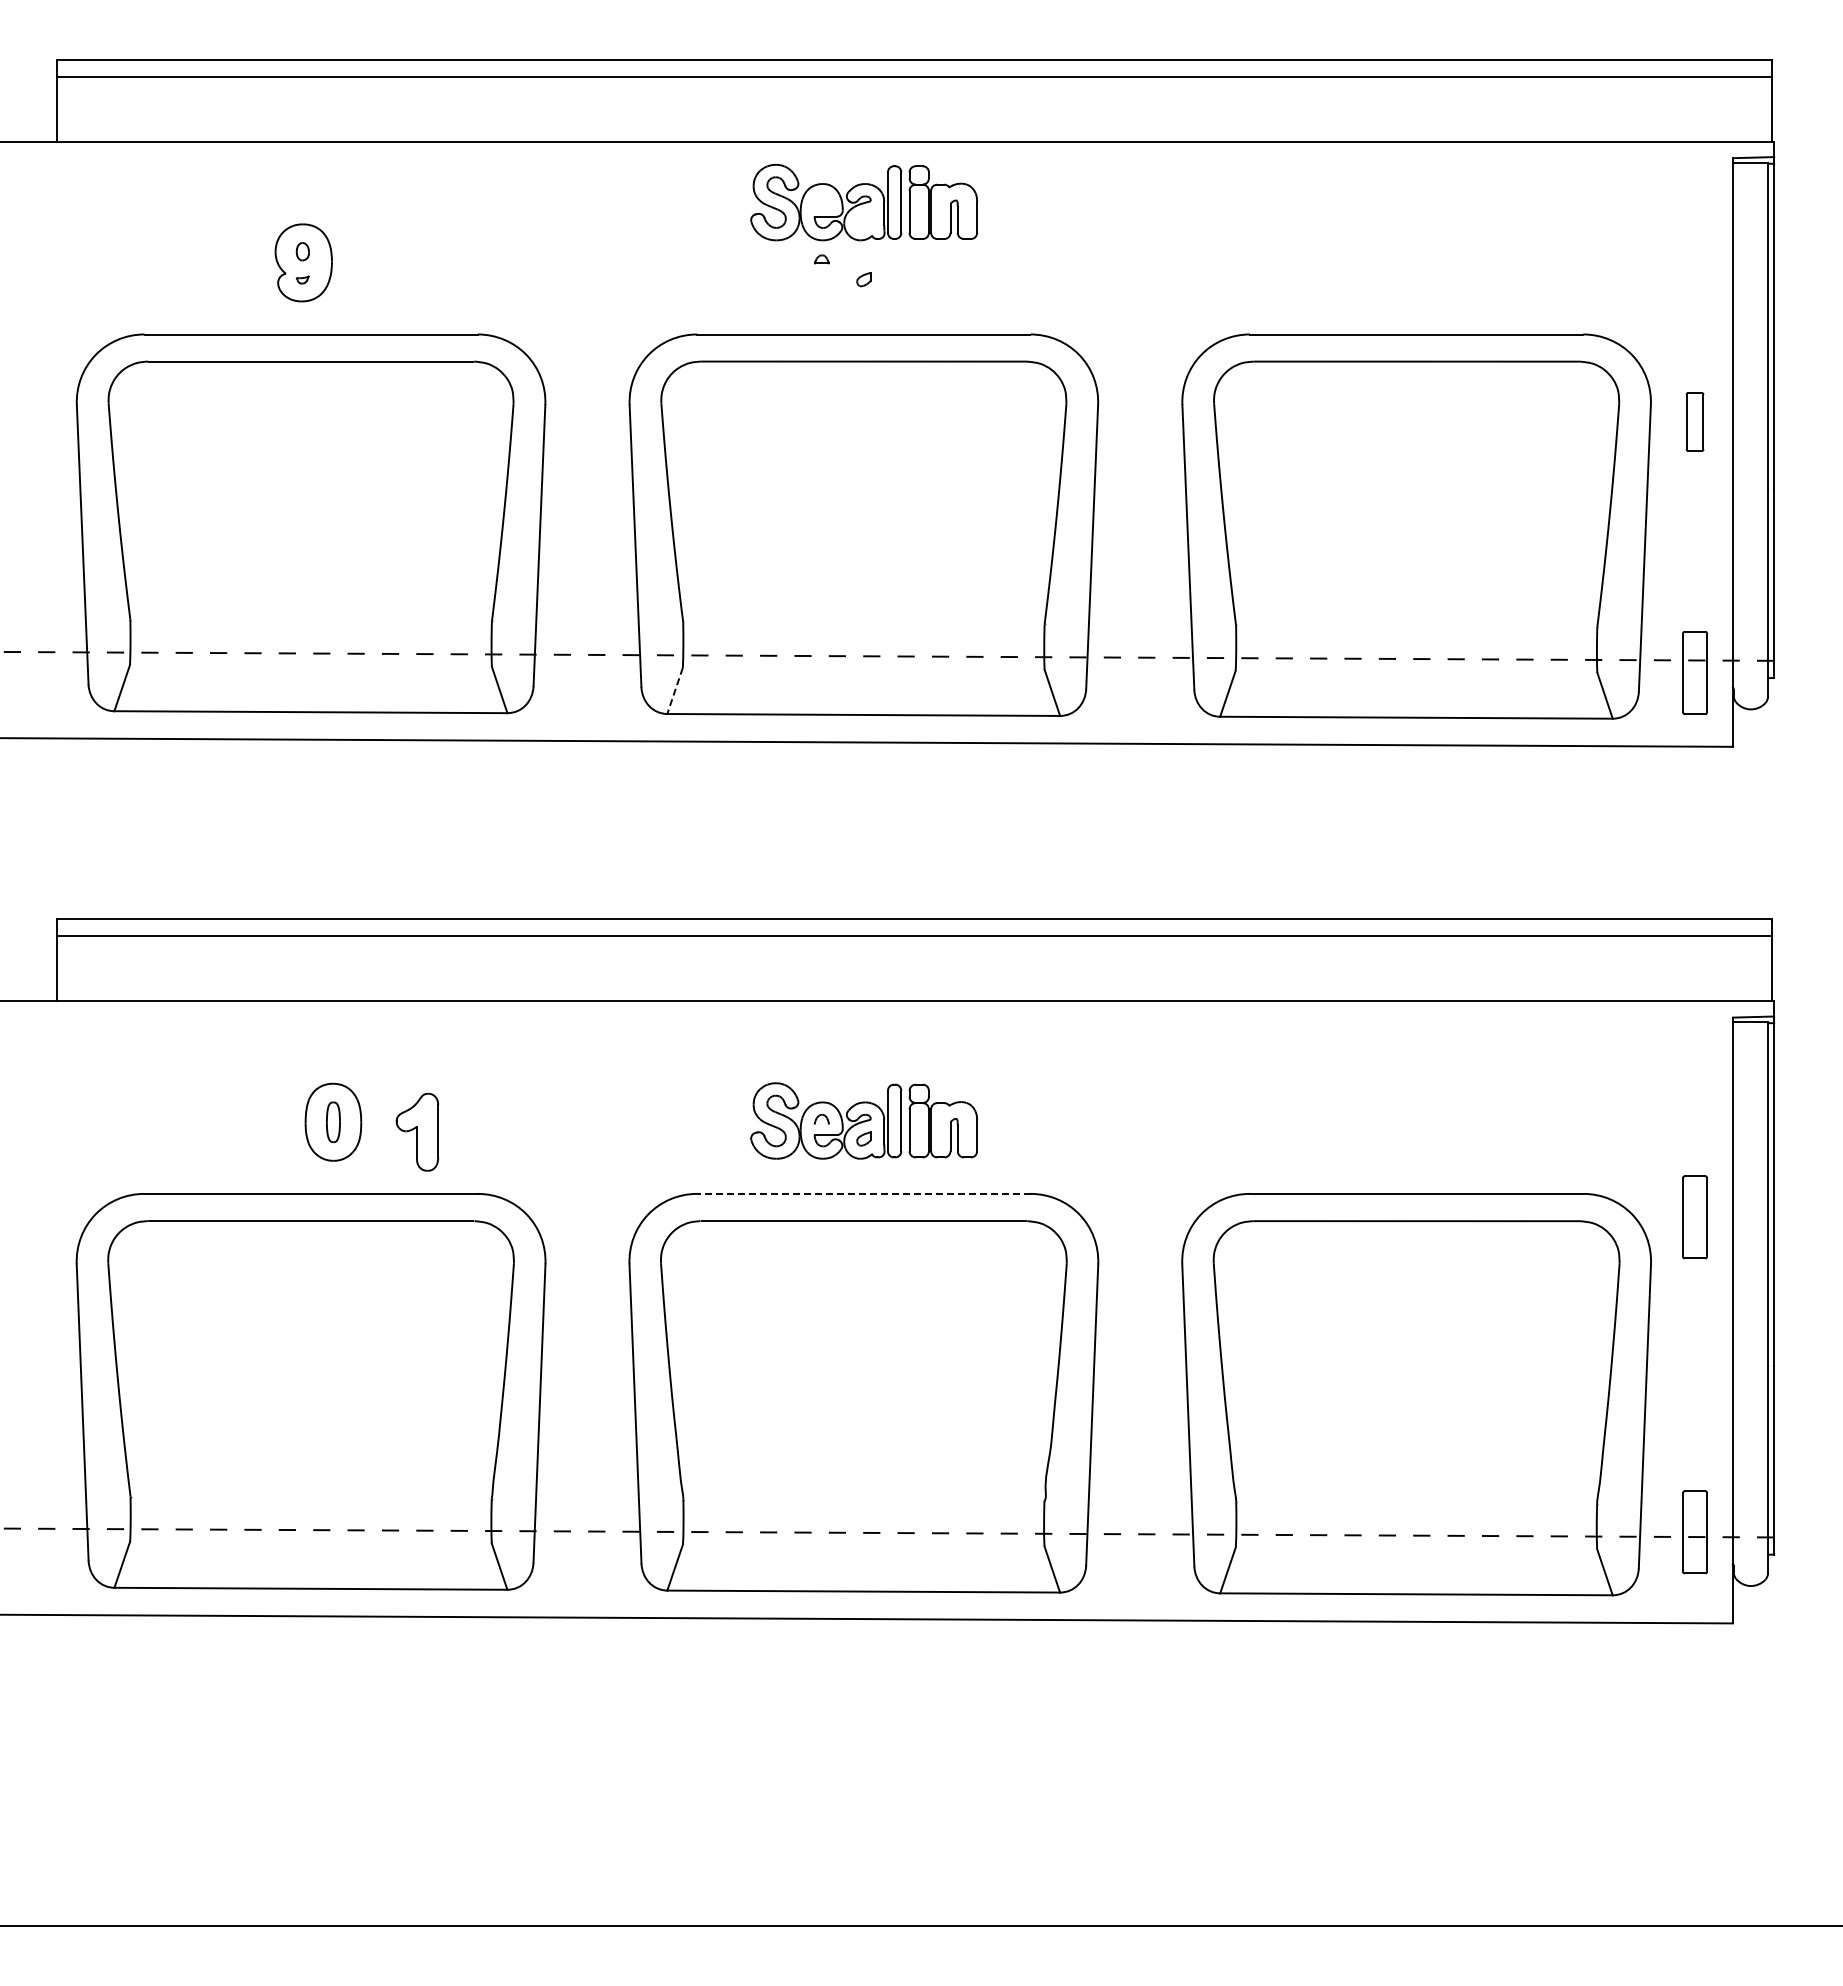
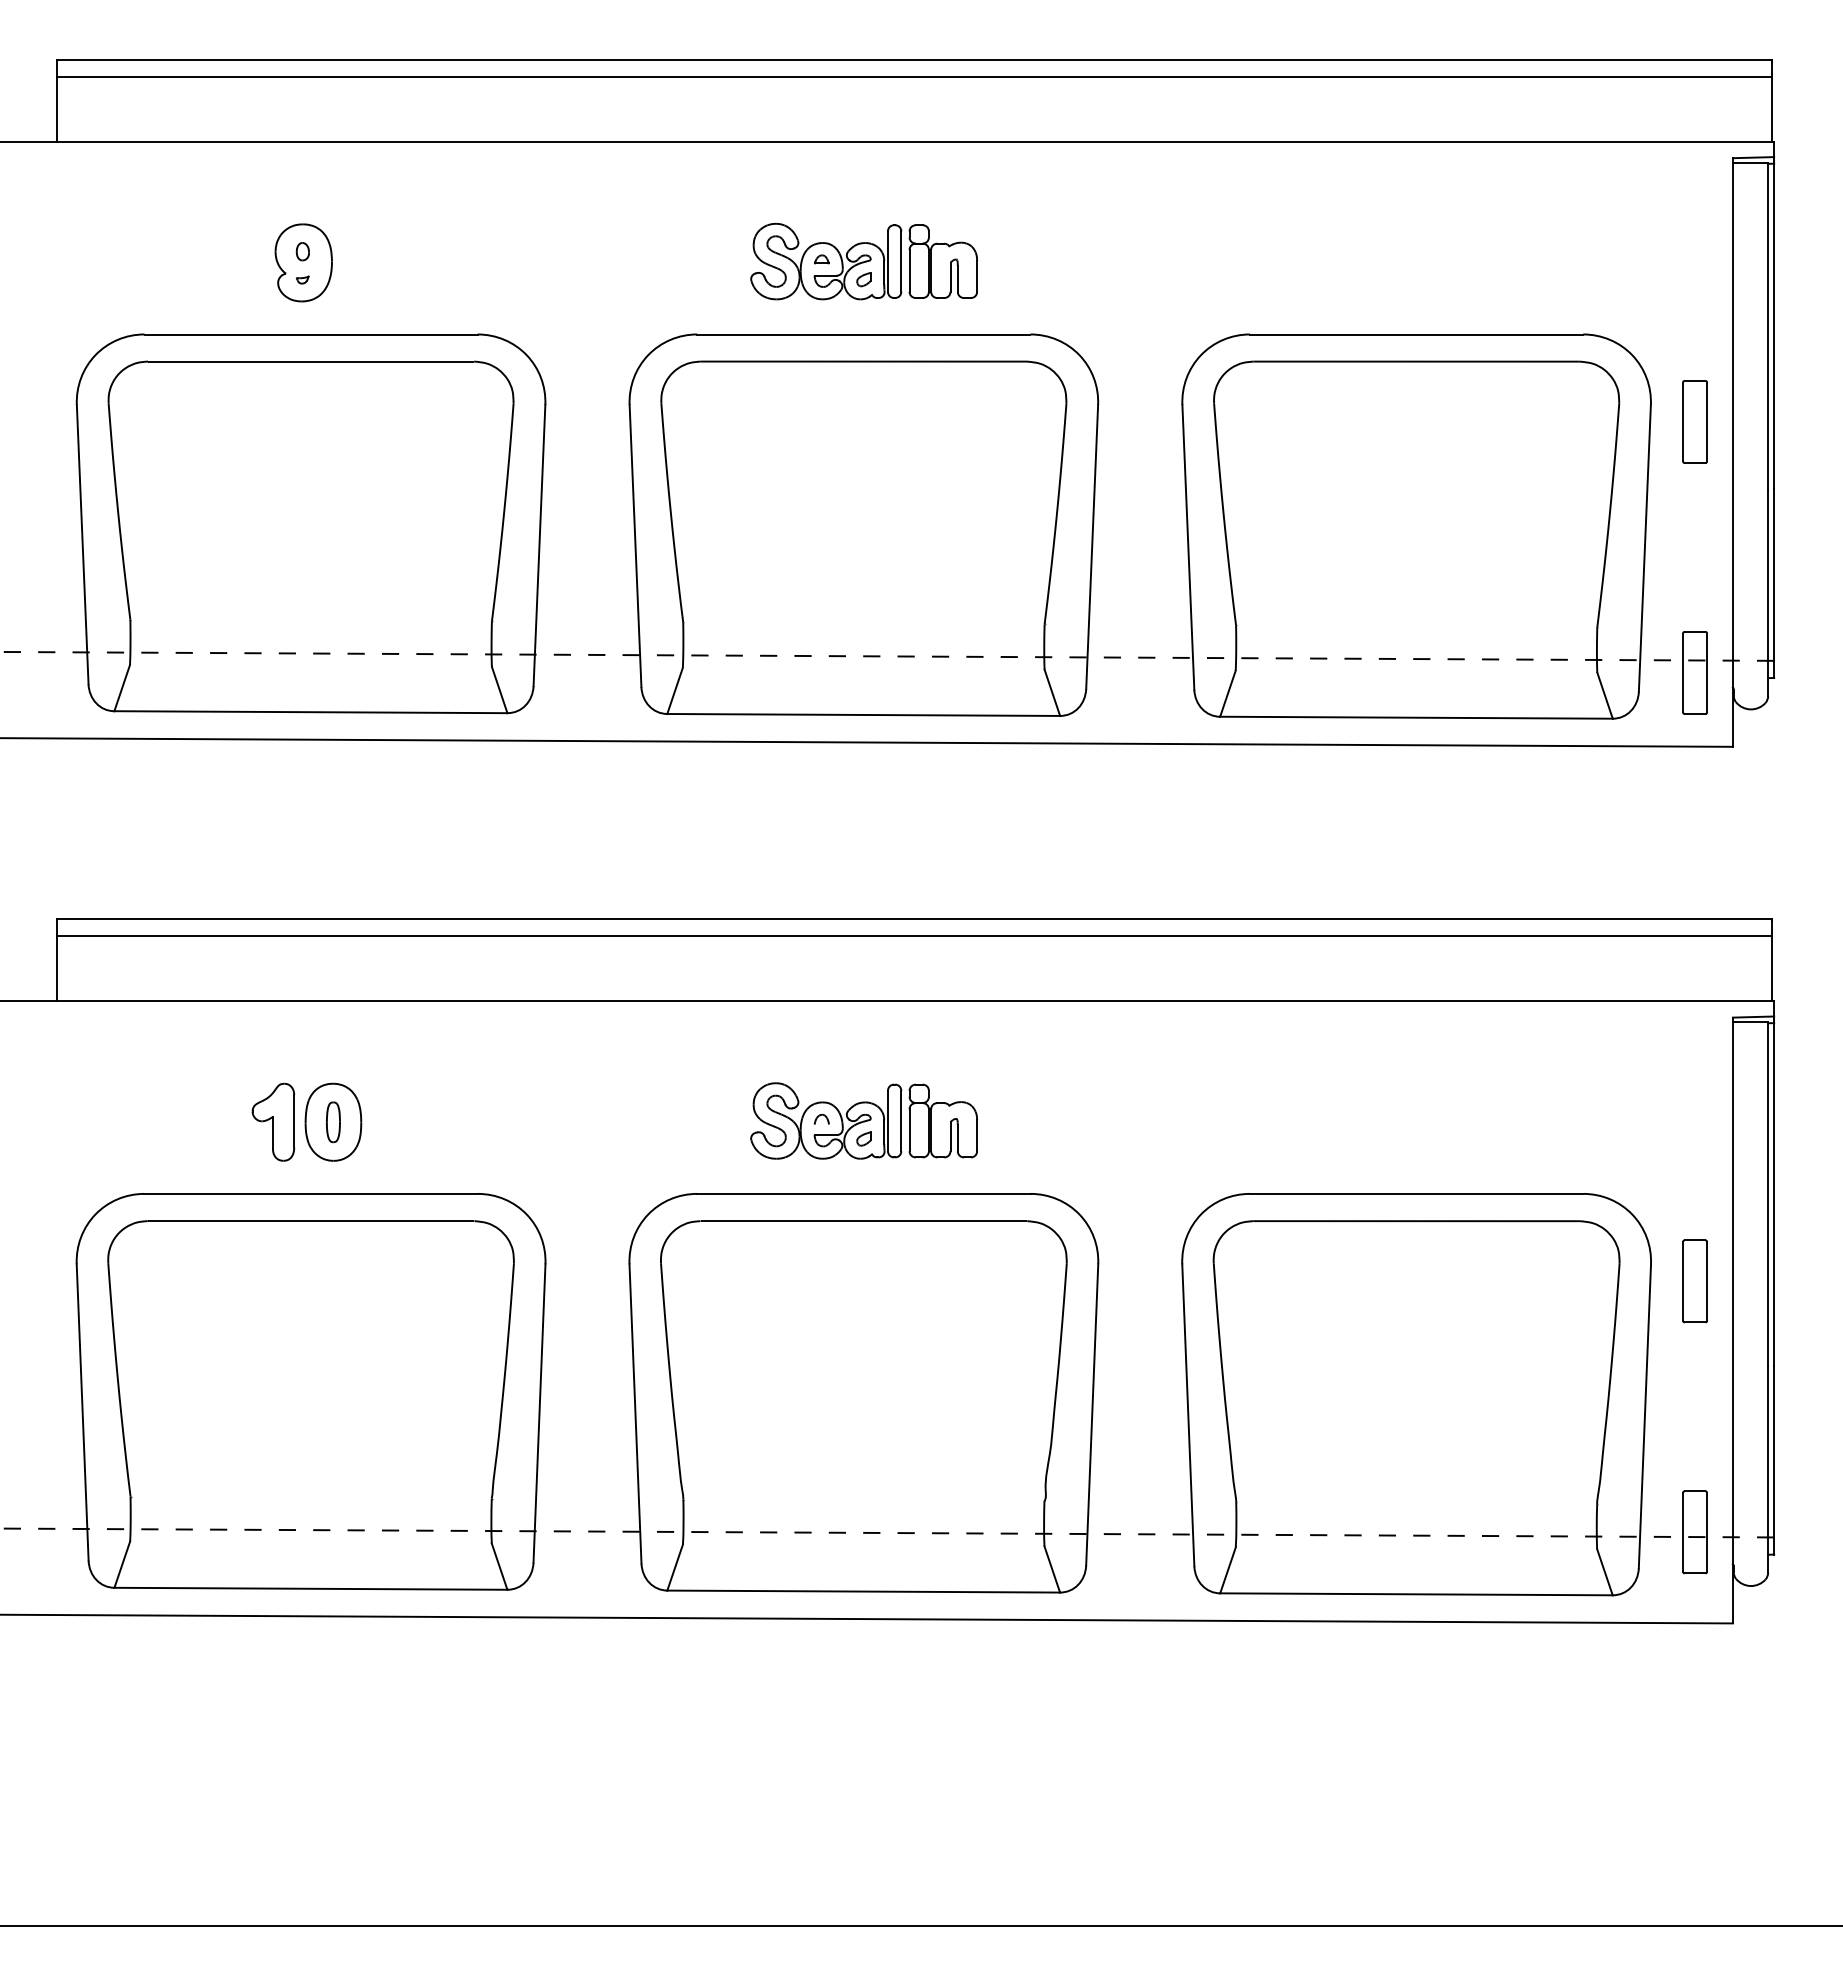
part position: (863, 202) -> (863, 261) (863, 261)
part size: 20x60 px -> 26x84 px (1694, 421)
line: dashed -> solid (674, 691)
part position: (417, 1131) -> (273, 1121) (273, 1121)
line: dashed -> solid (863, 1193)
part position: (1694, 1217) -> (1694, 1281) (1694, 1281)
